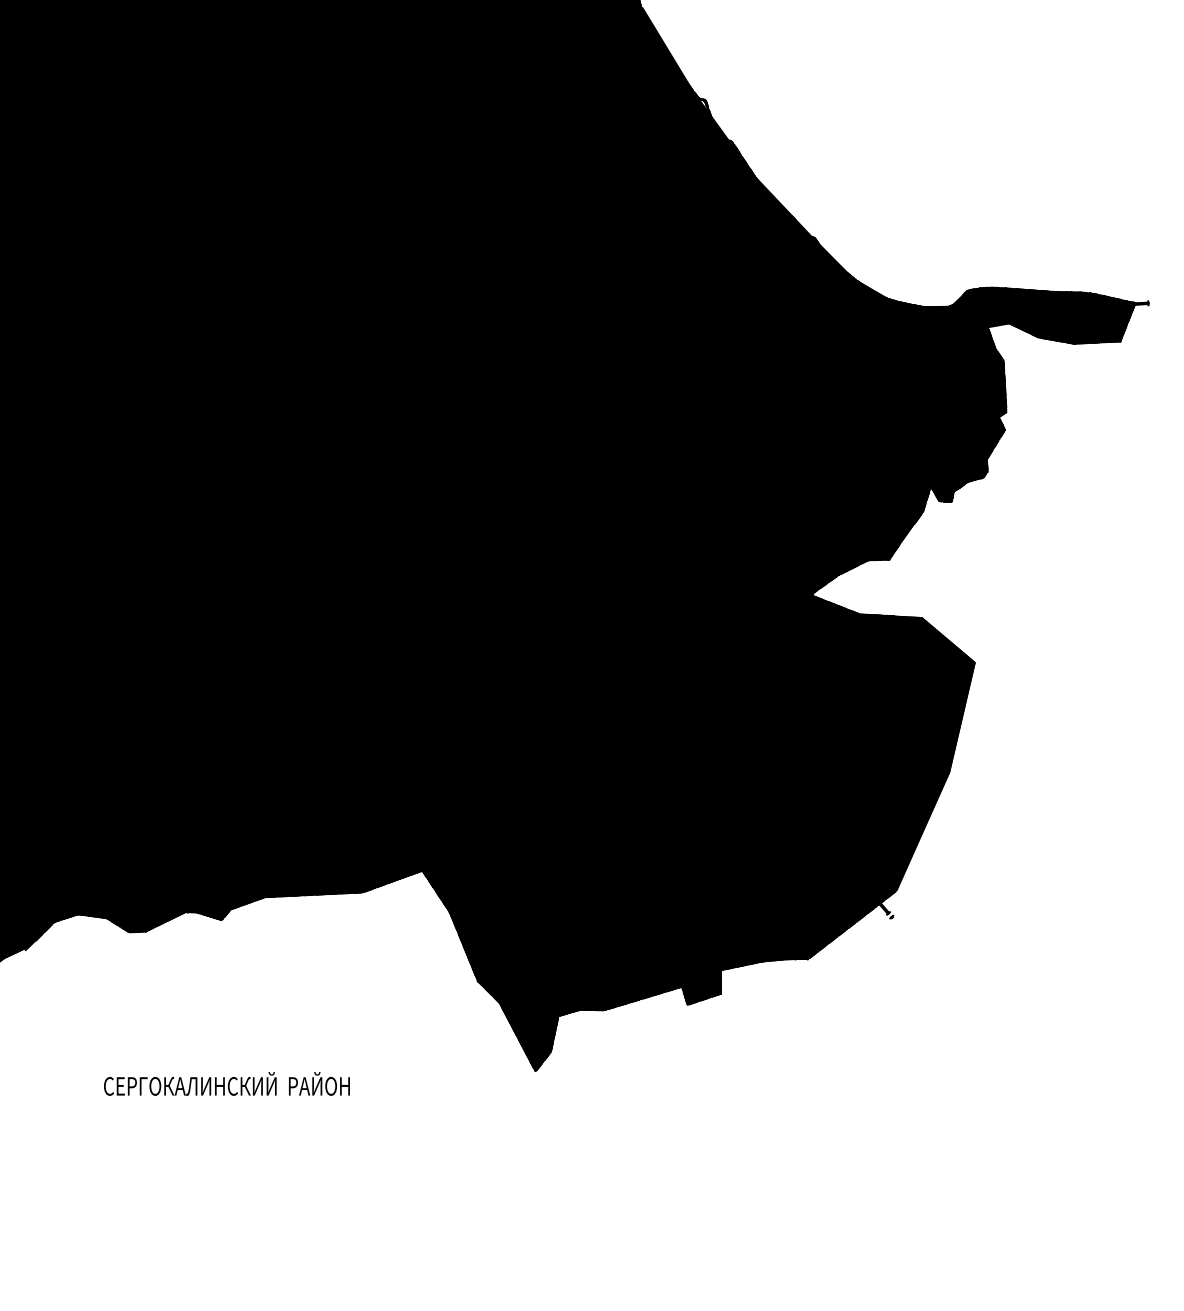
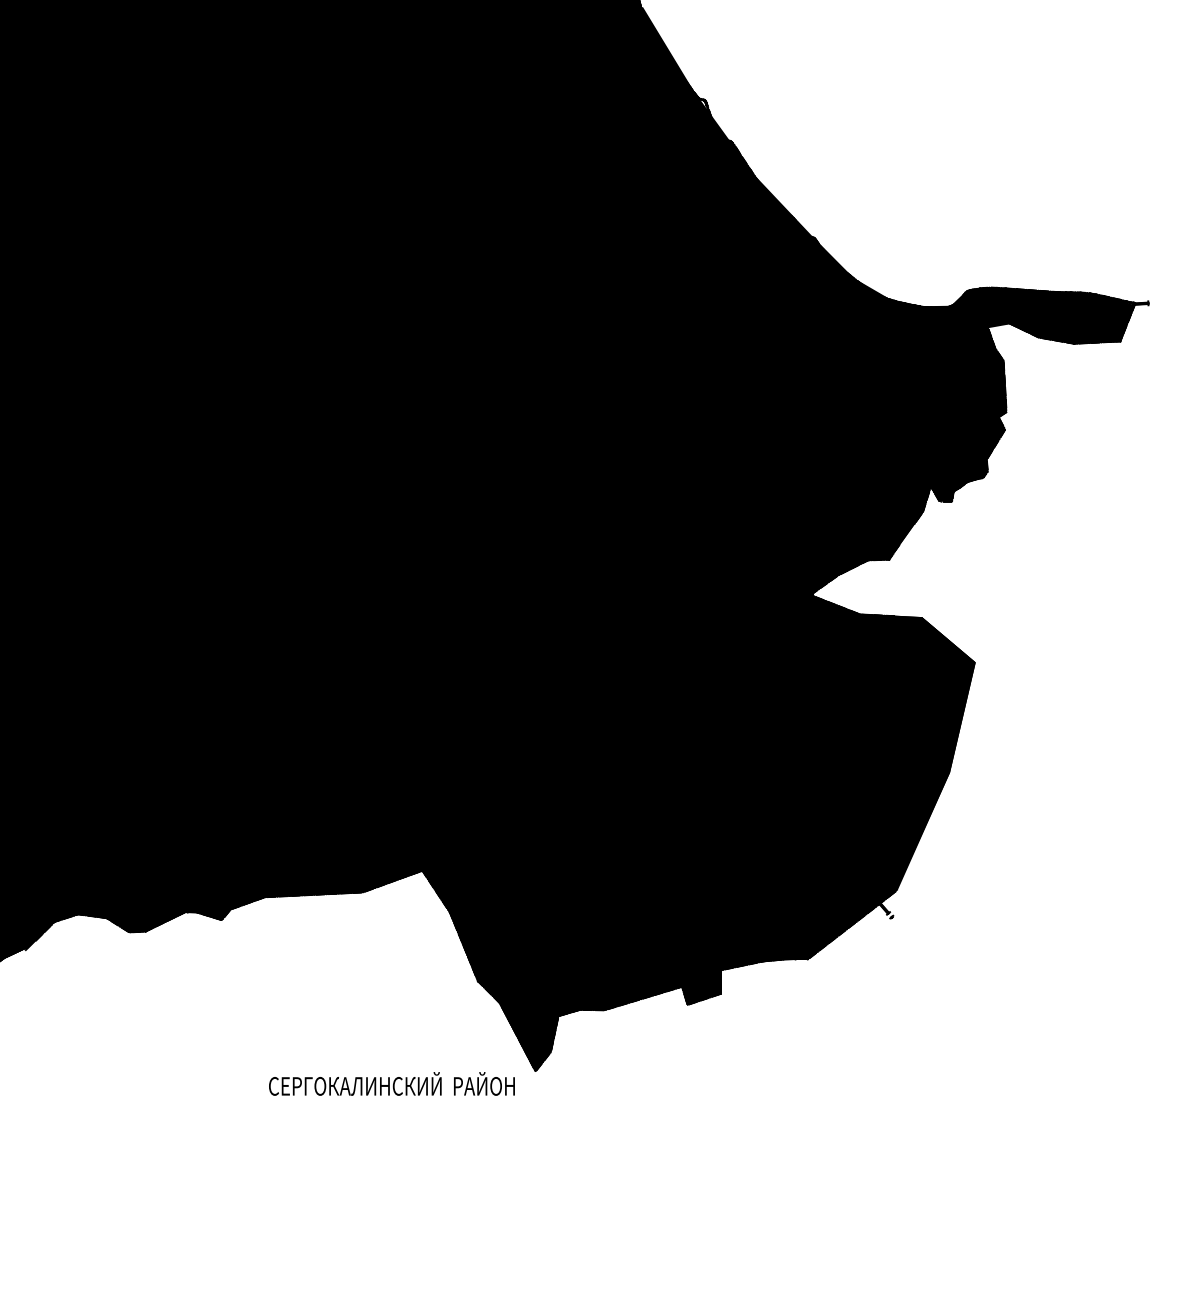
text position: (226, 1083) -> (391, 1083) (391, 1083)
